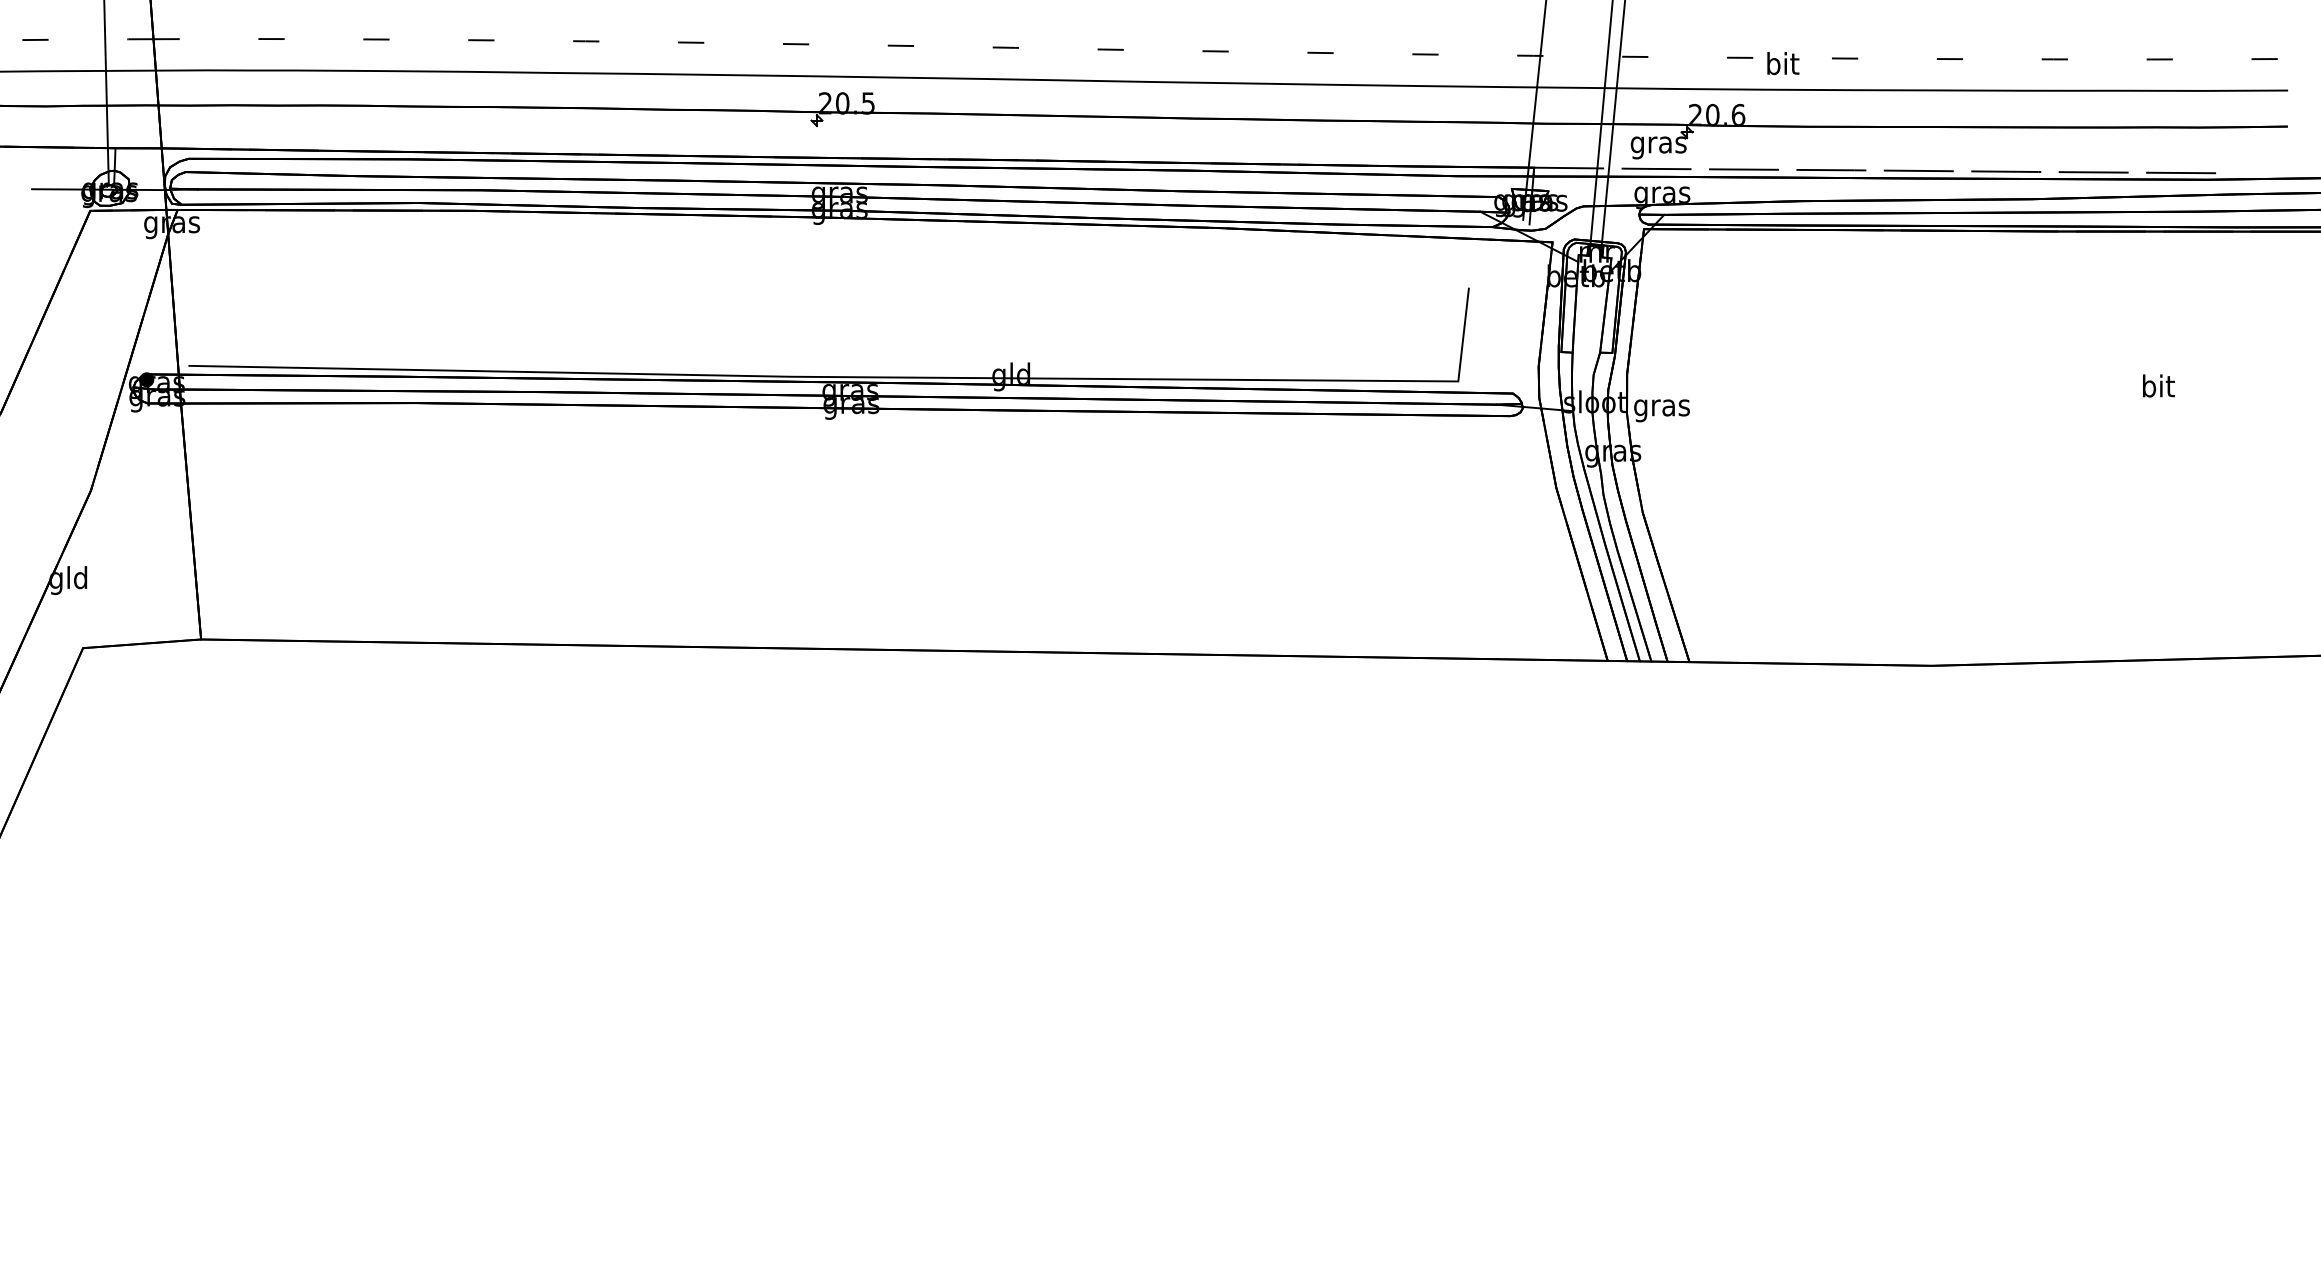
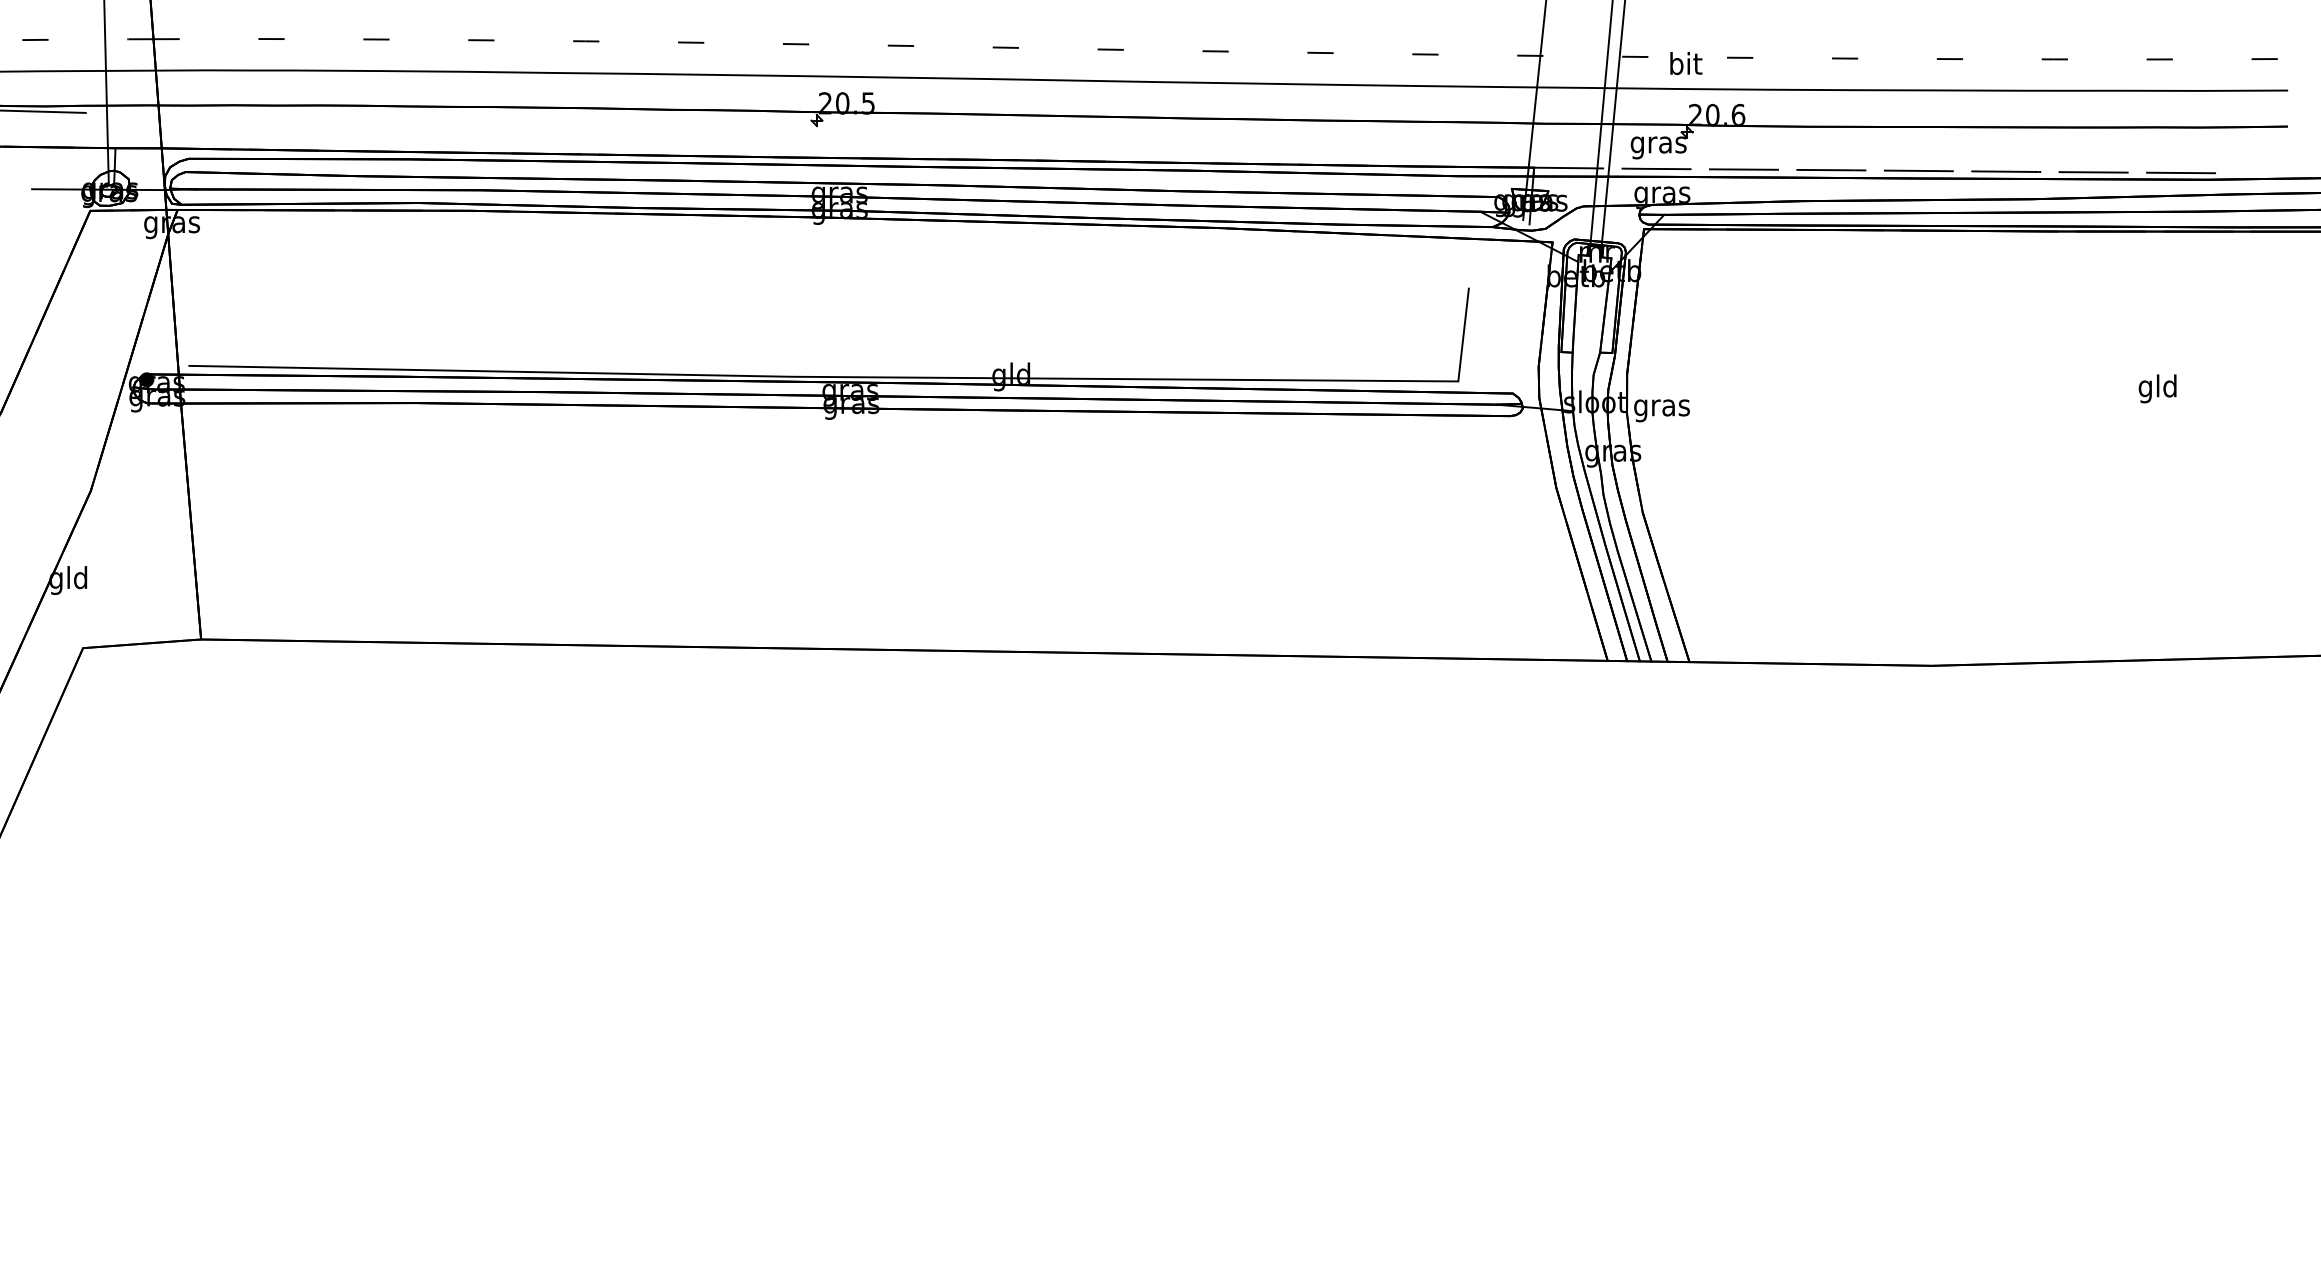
text position: (1783, 63) -> (1686, 63) (1686, 63)
line: none -> present (43, 111)
text: bit -> gld (2157, 388)
